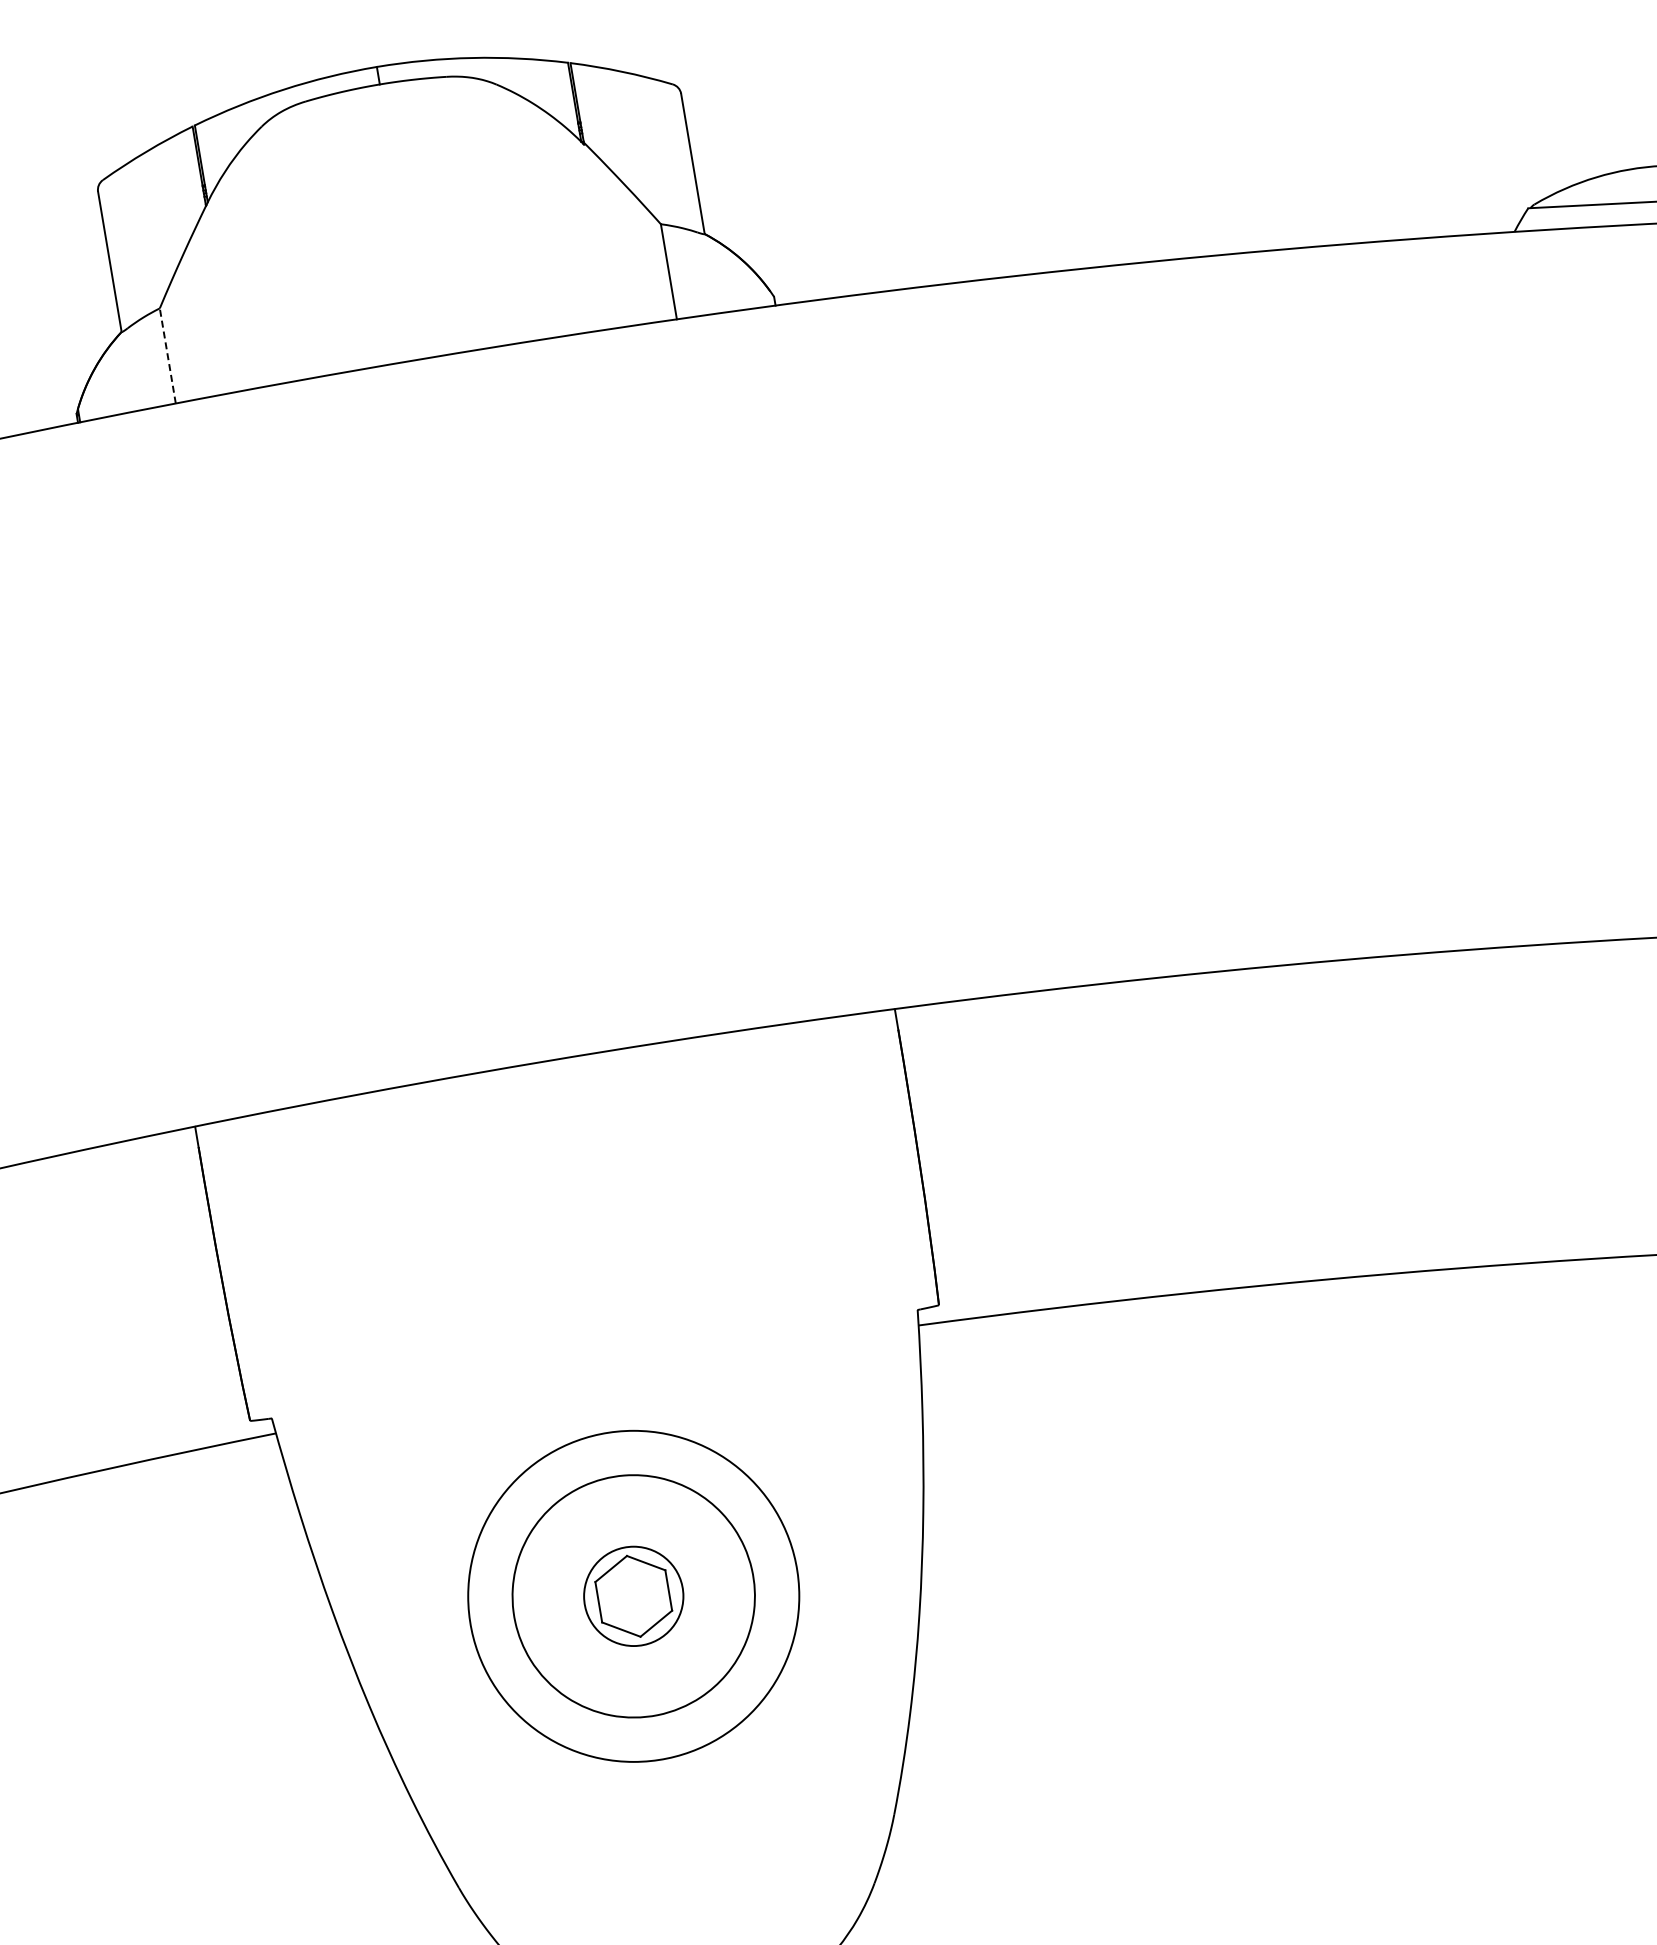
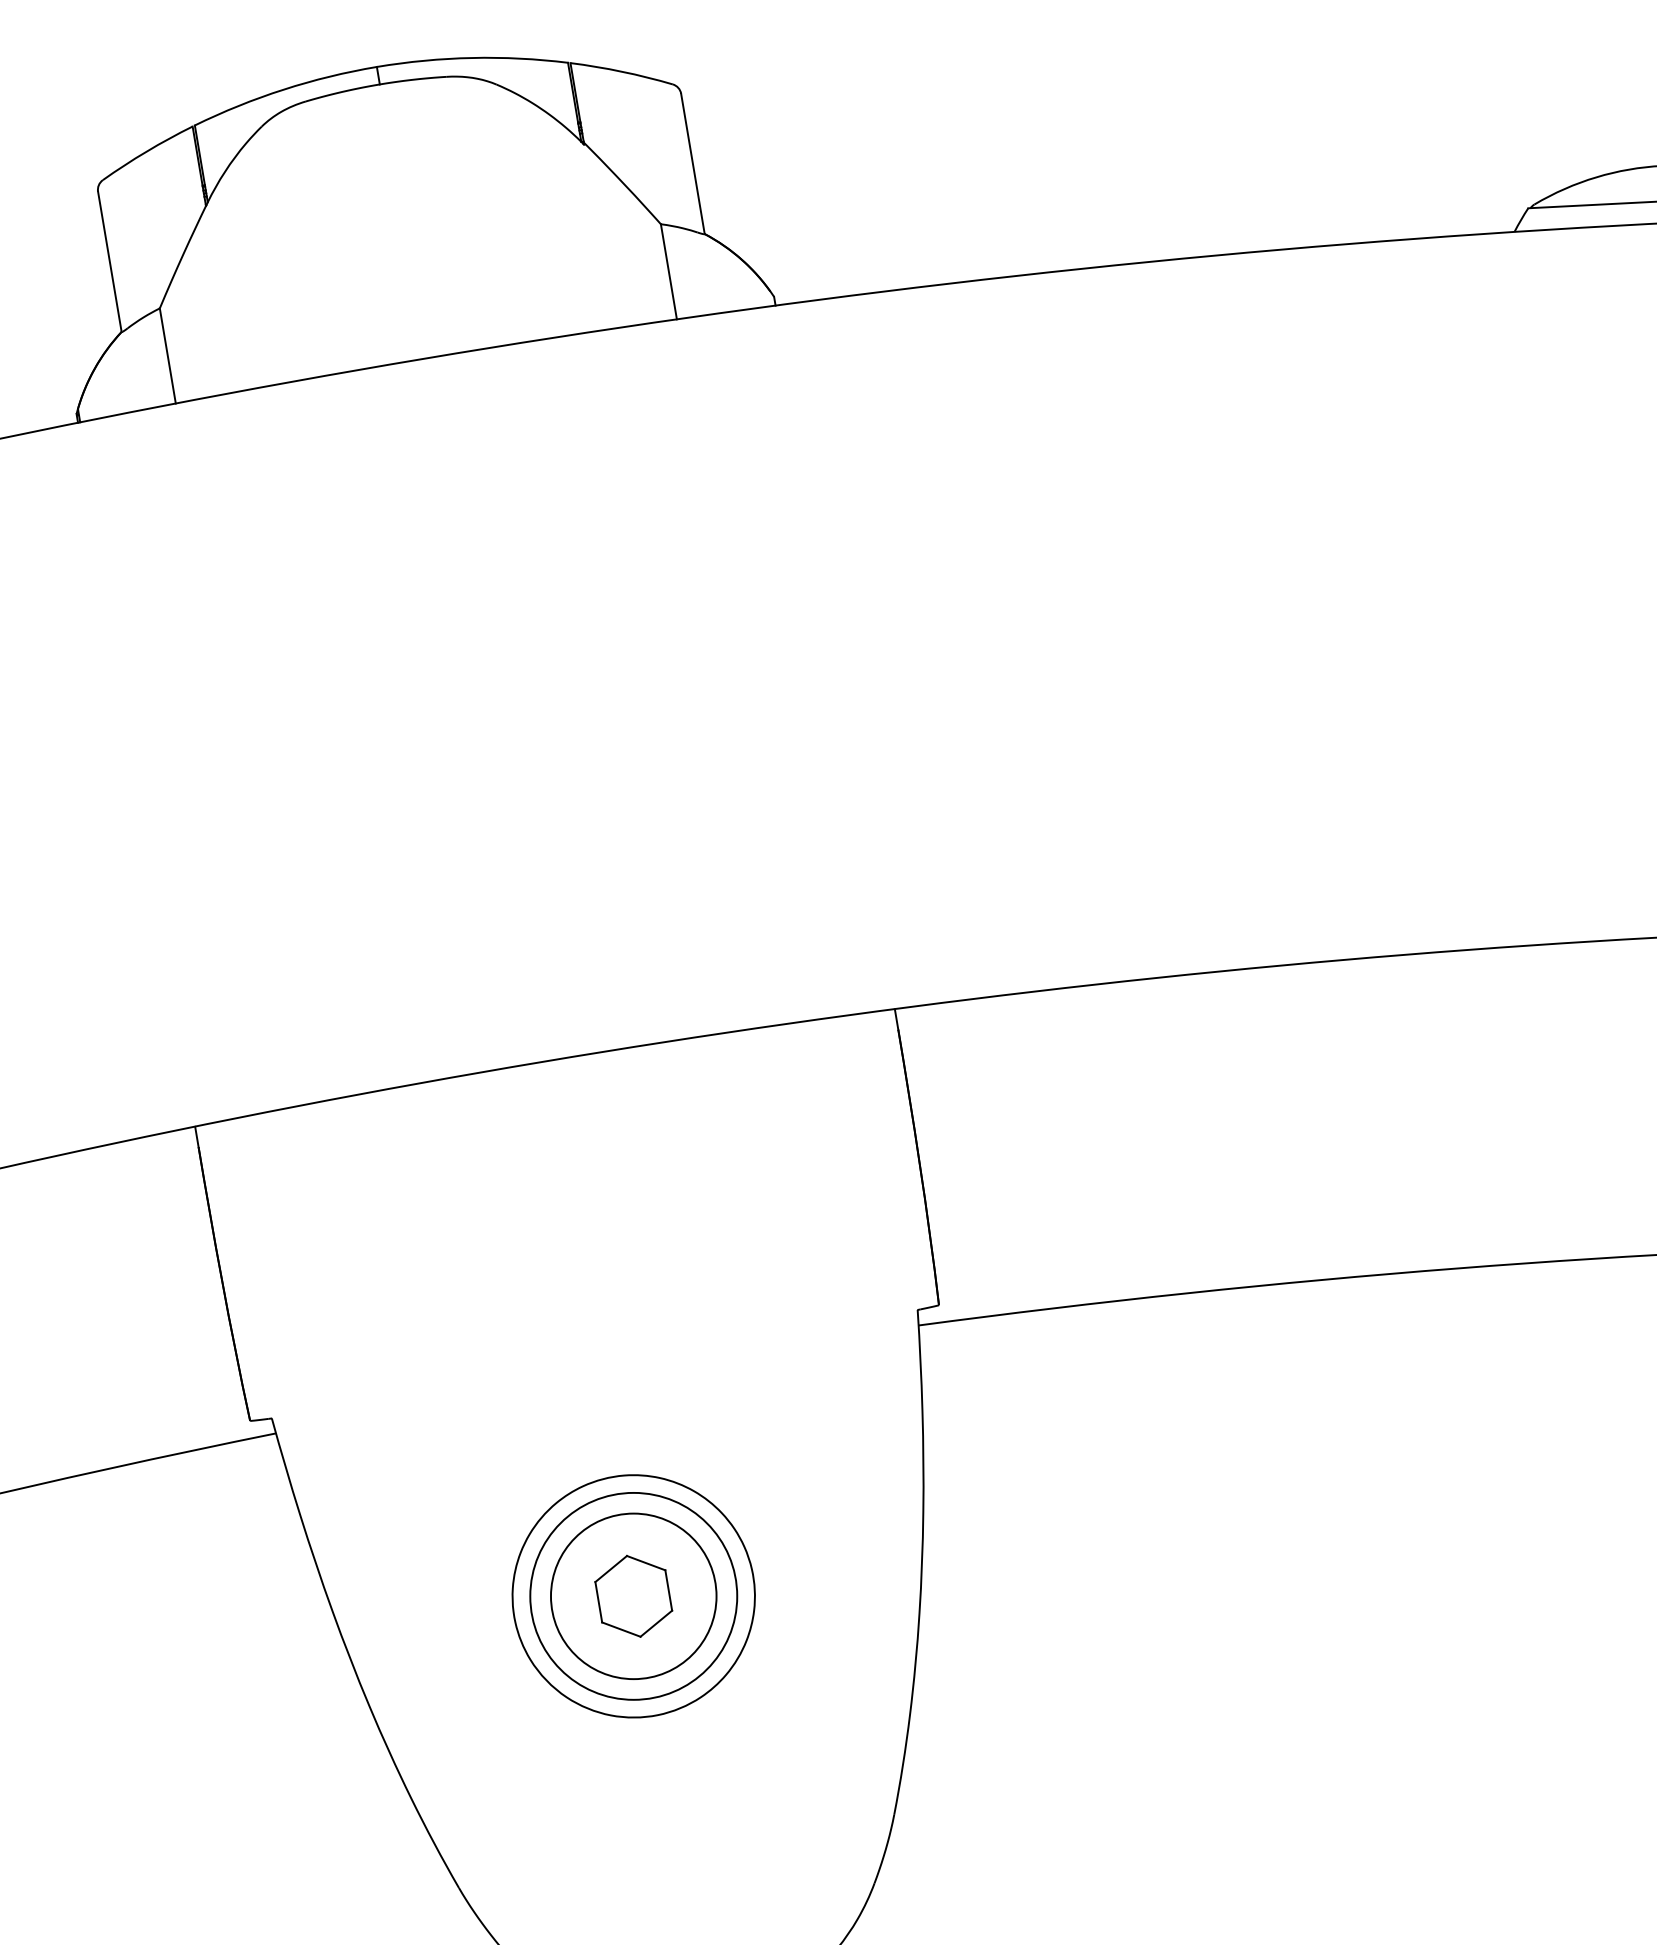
line: dashed -> solid (167, 355)
circle diameter: 331 px -> 207 px (633, 1595)
circle diameter: 99 px -> 166 px (633, 1596)
